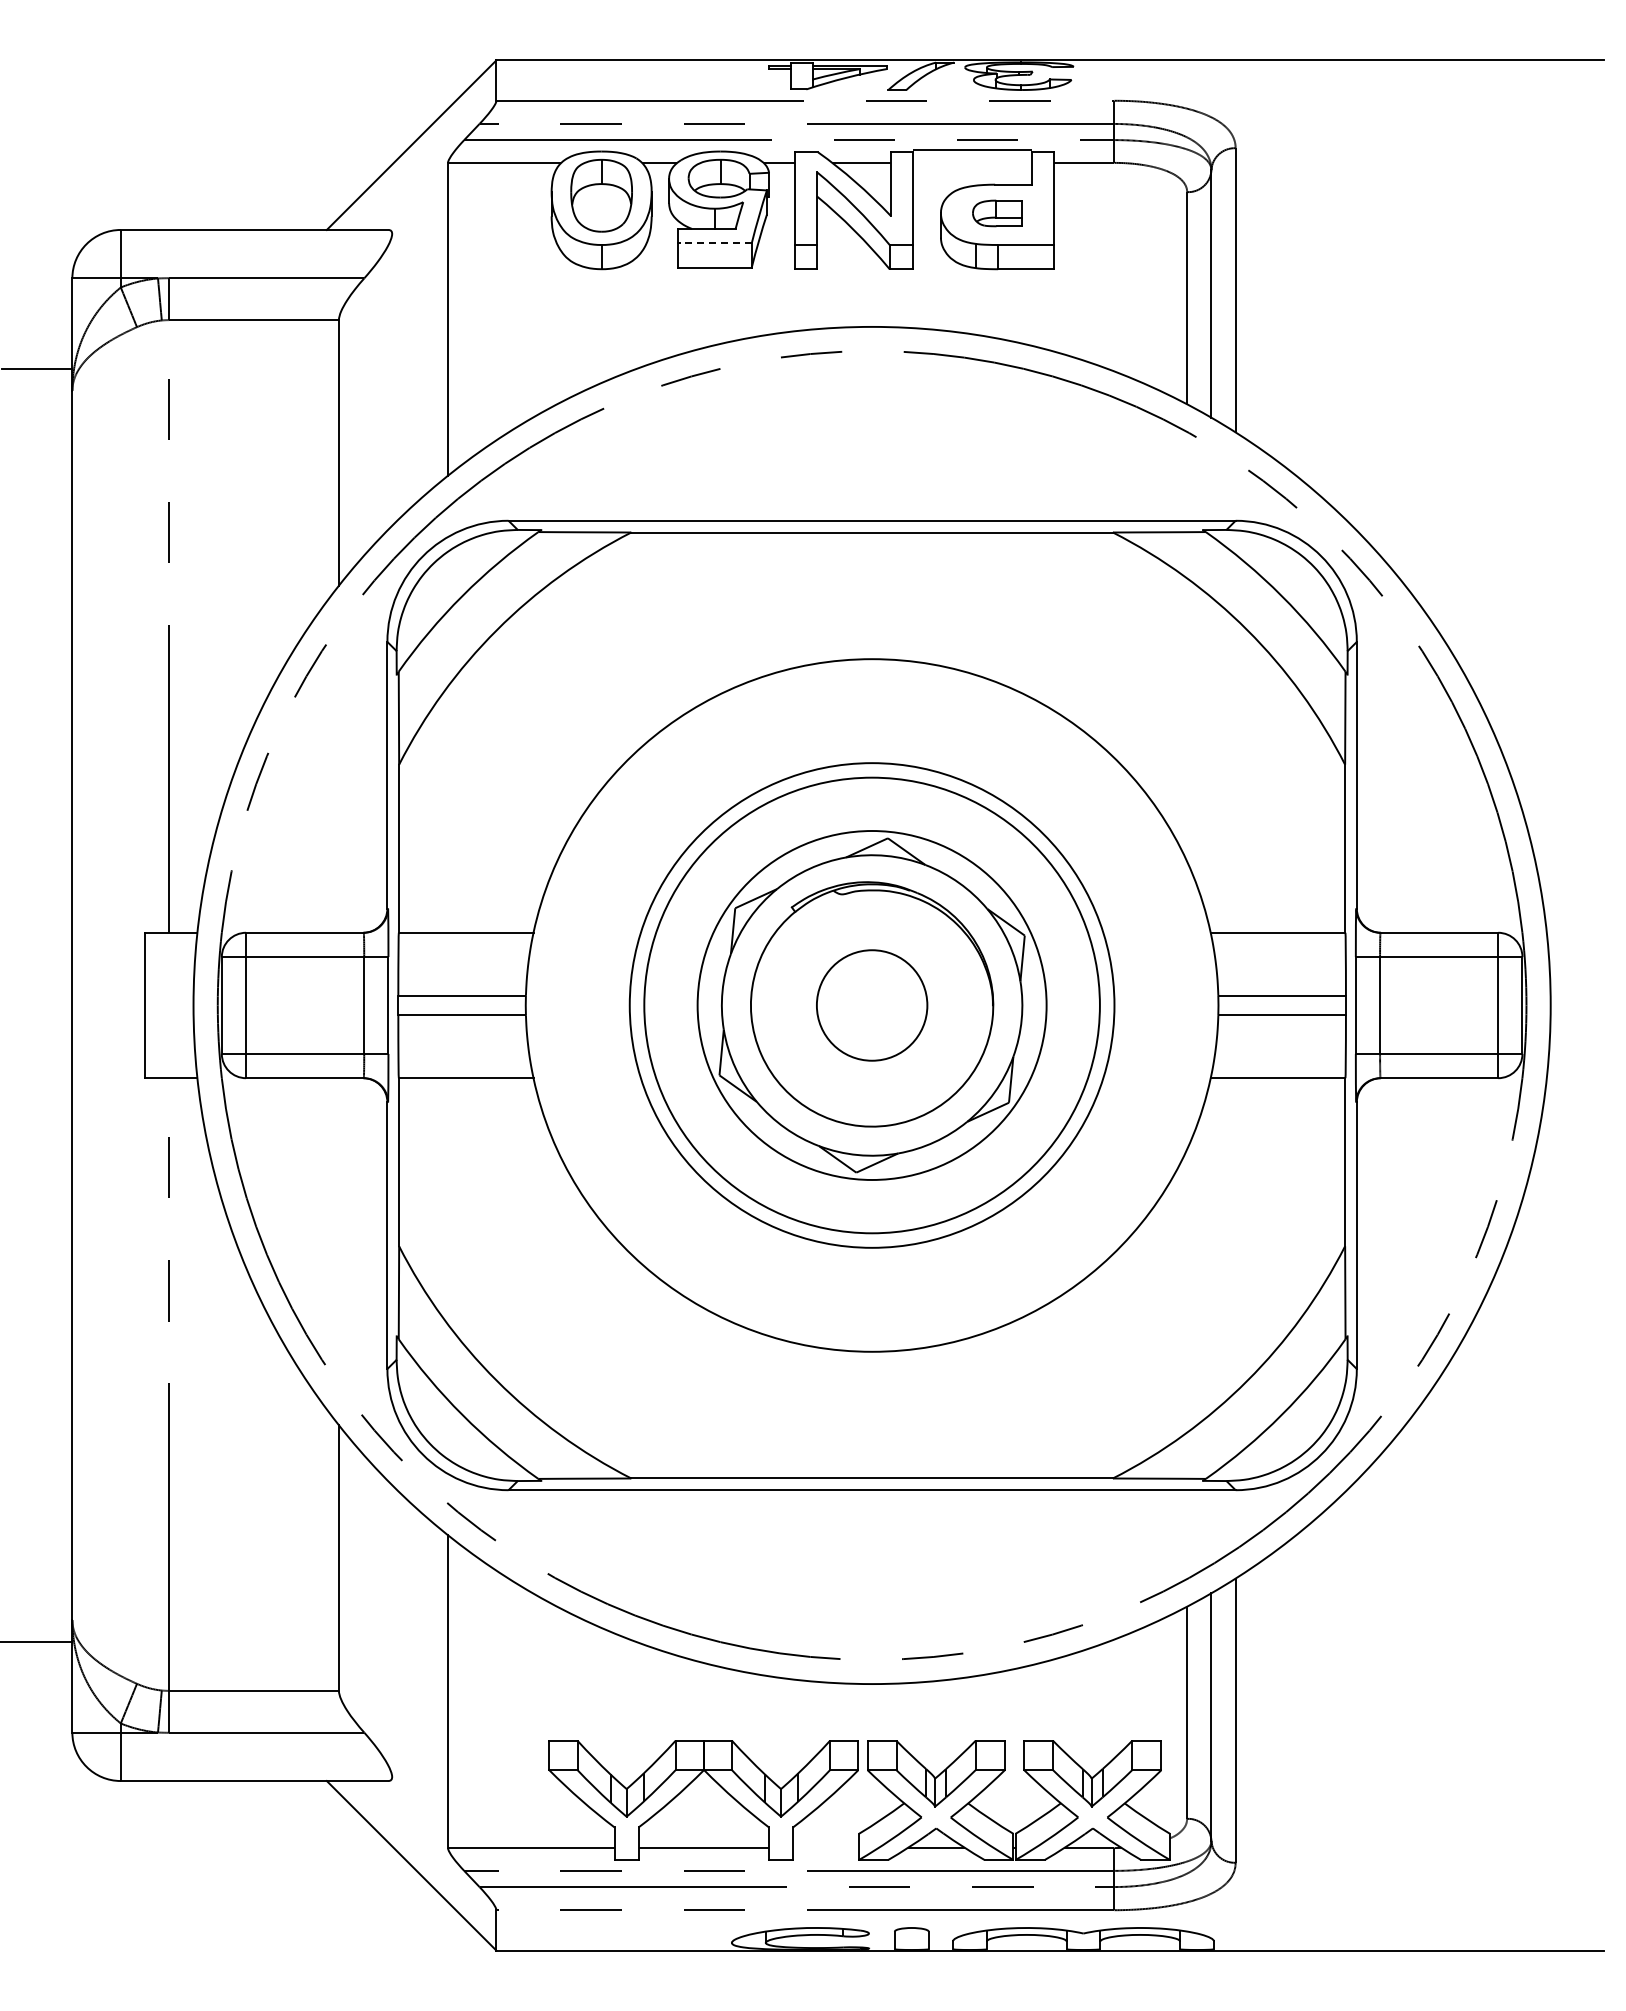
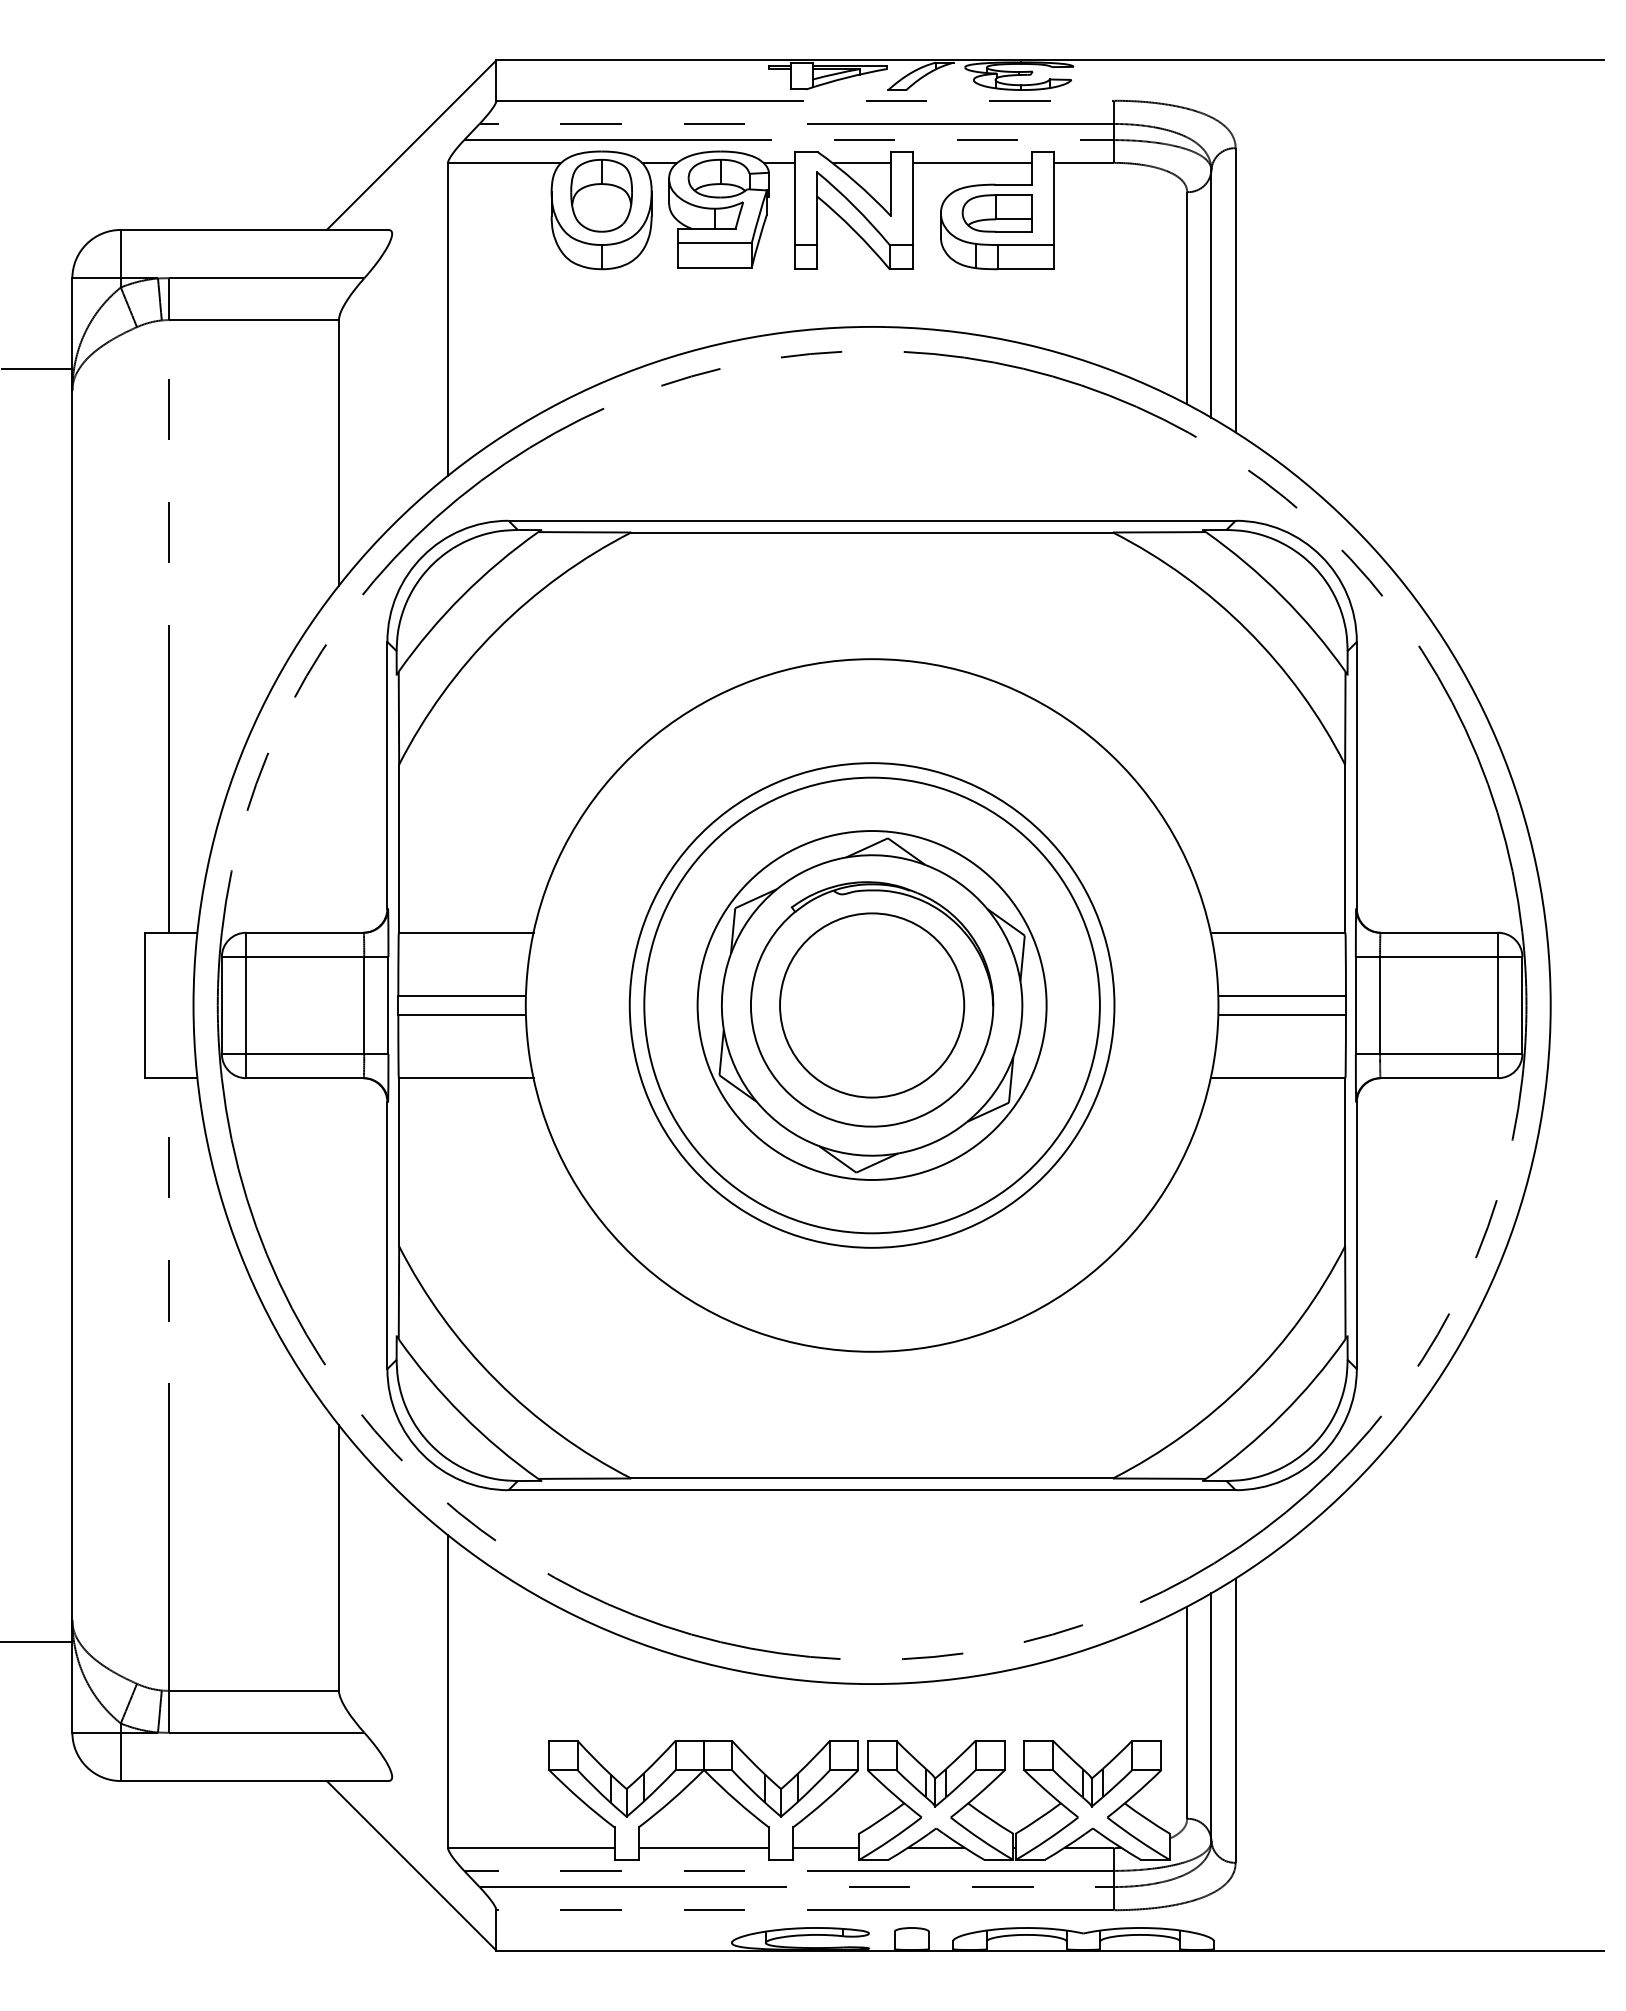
line position: (972, 149) -> (972, 162) (972, 162)
part size: 51x29 px -> 72x39 px (996, 213)
line: dashed -> solid (714, 243)
circle diameter: 111 px -> 184 px (872, 1005)
line: none -> present (826, 1848)
